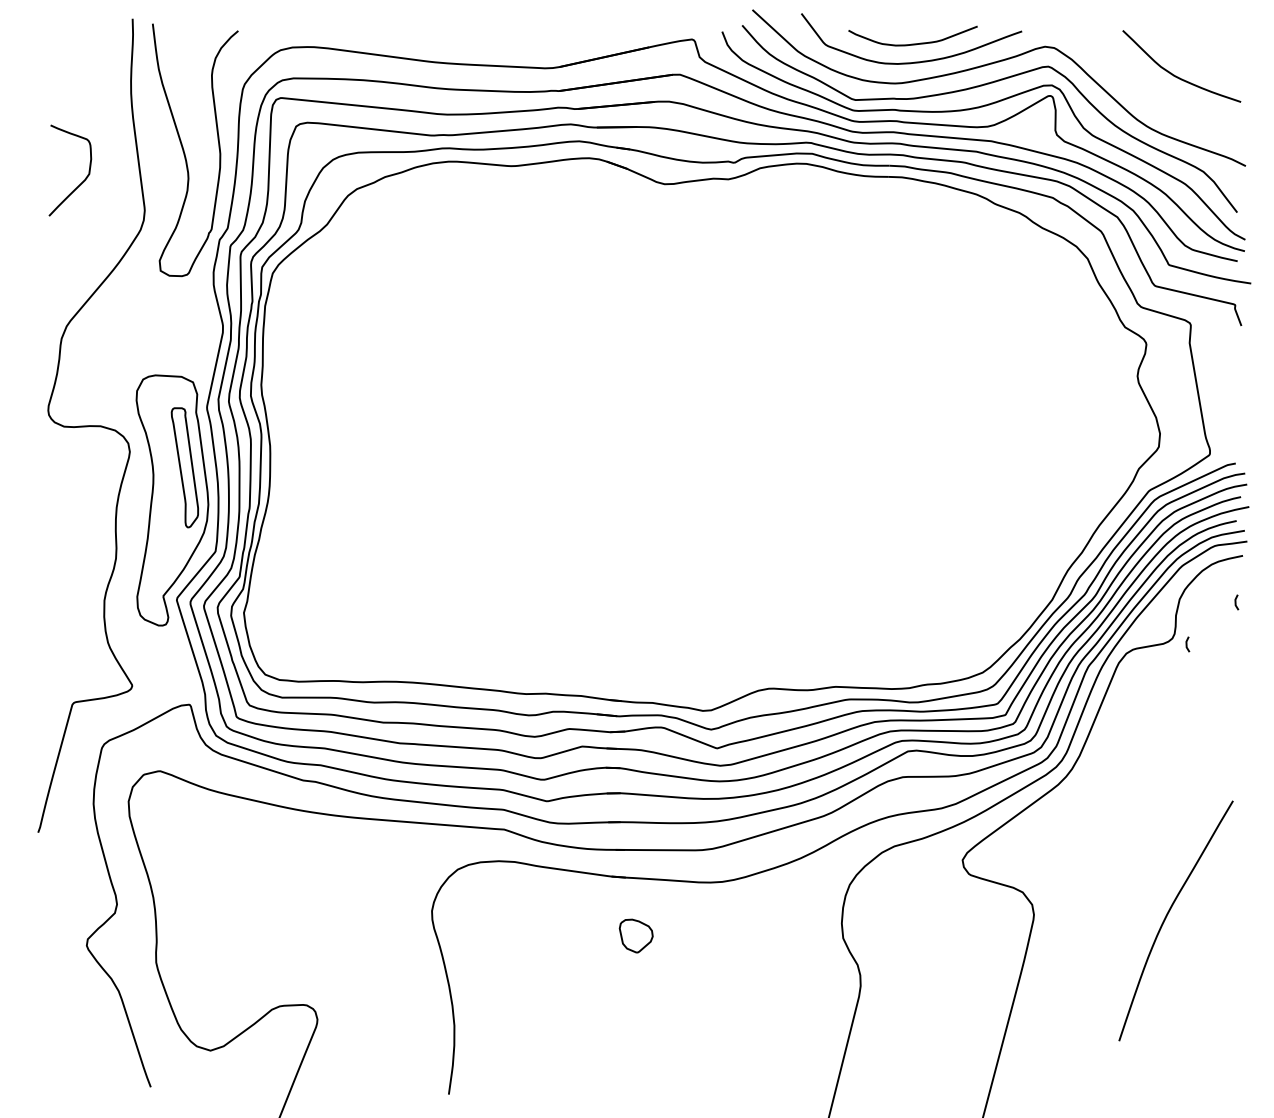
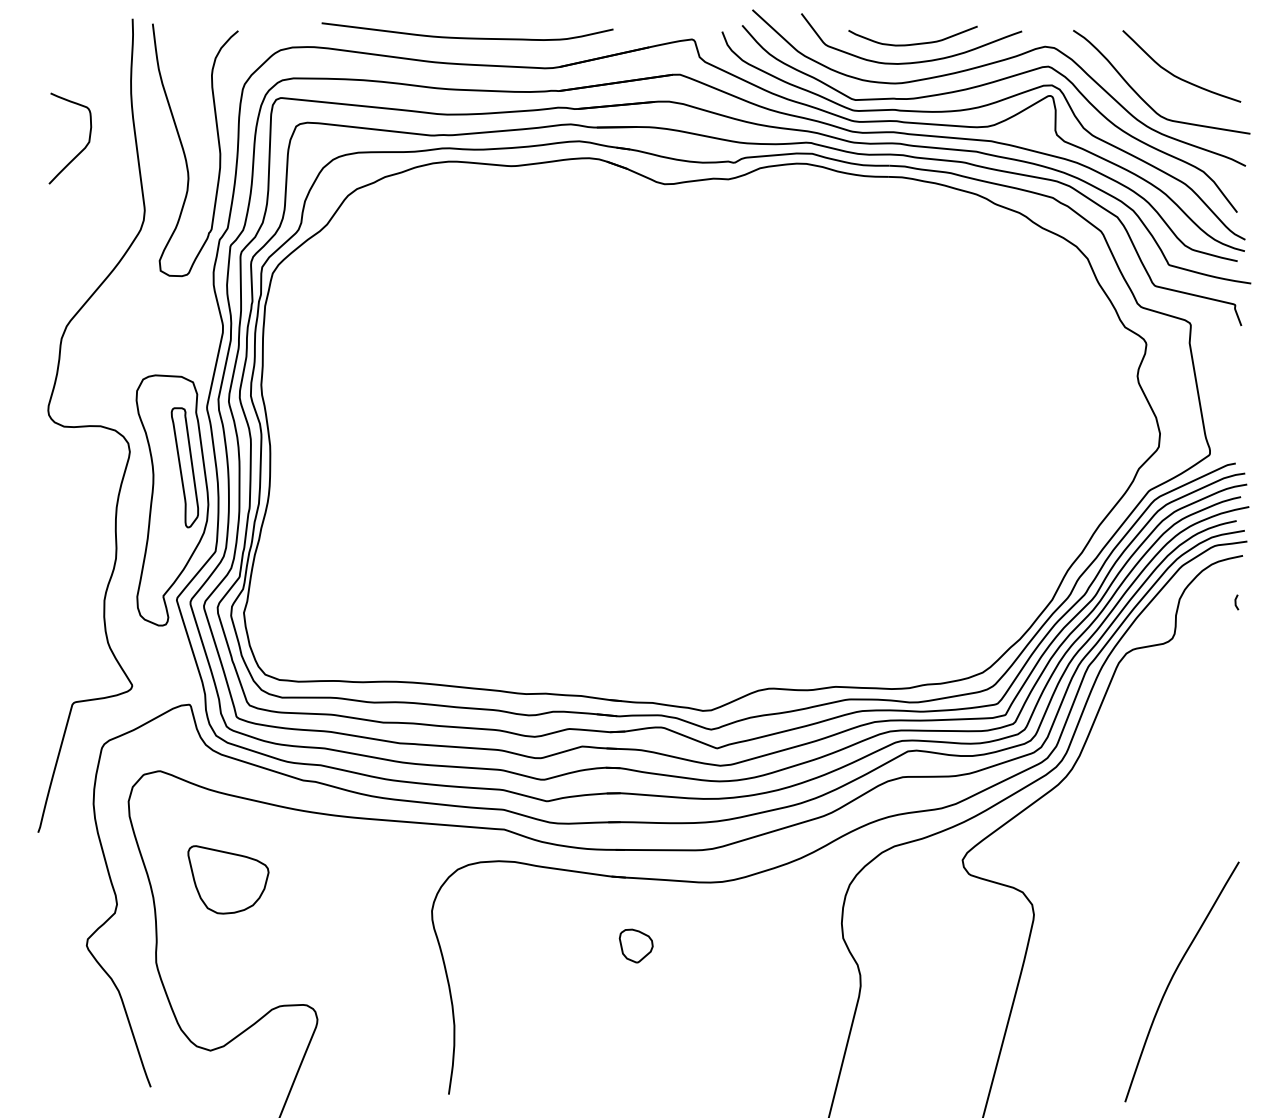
curve: none -> present (467, 37)
curve: none -> present (1143, 99)
curve position: (82, 181) -> (82, 149) (82, 149)
line: present -> none (1187, 644)
part: none -> present (228, 879)
curve position: (1167, 916) -> (1173, 977) (1173, 977)
part position: (635, 935) -> (635, 945) (635, 945)
